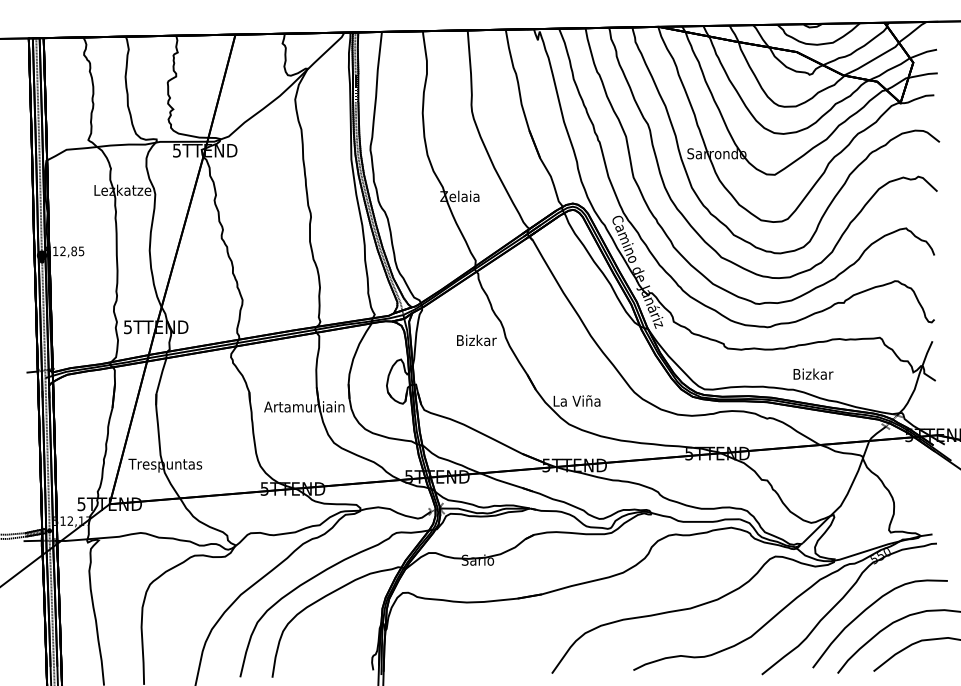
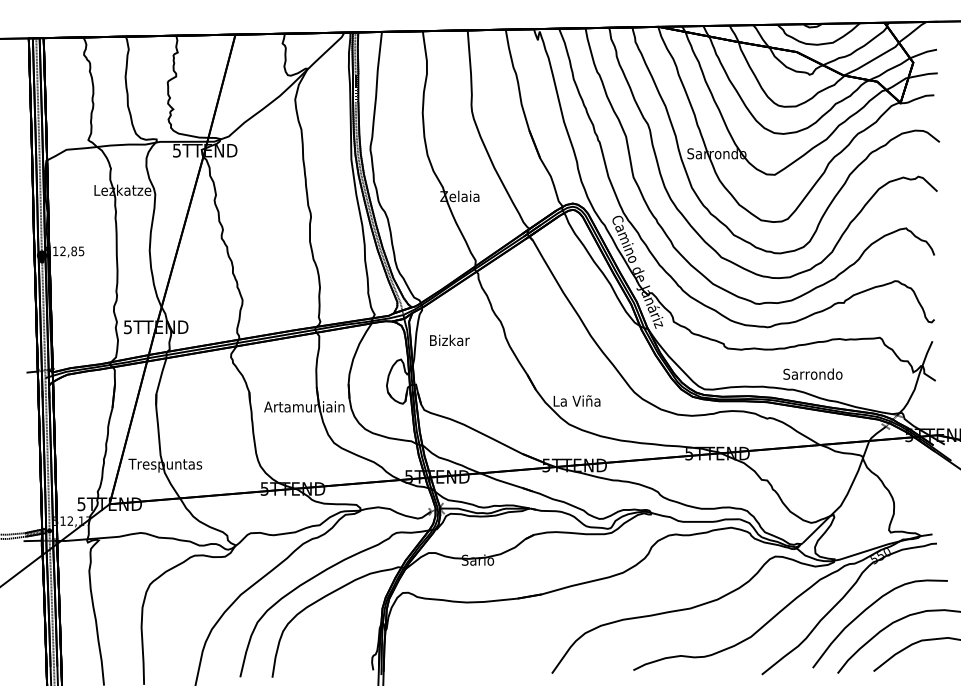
text position: (476, 340) -> (449, 340) (449, 340)
text: Bizkar -> Sarrondo (812, 373)
